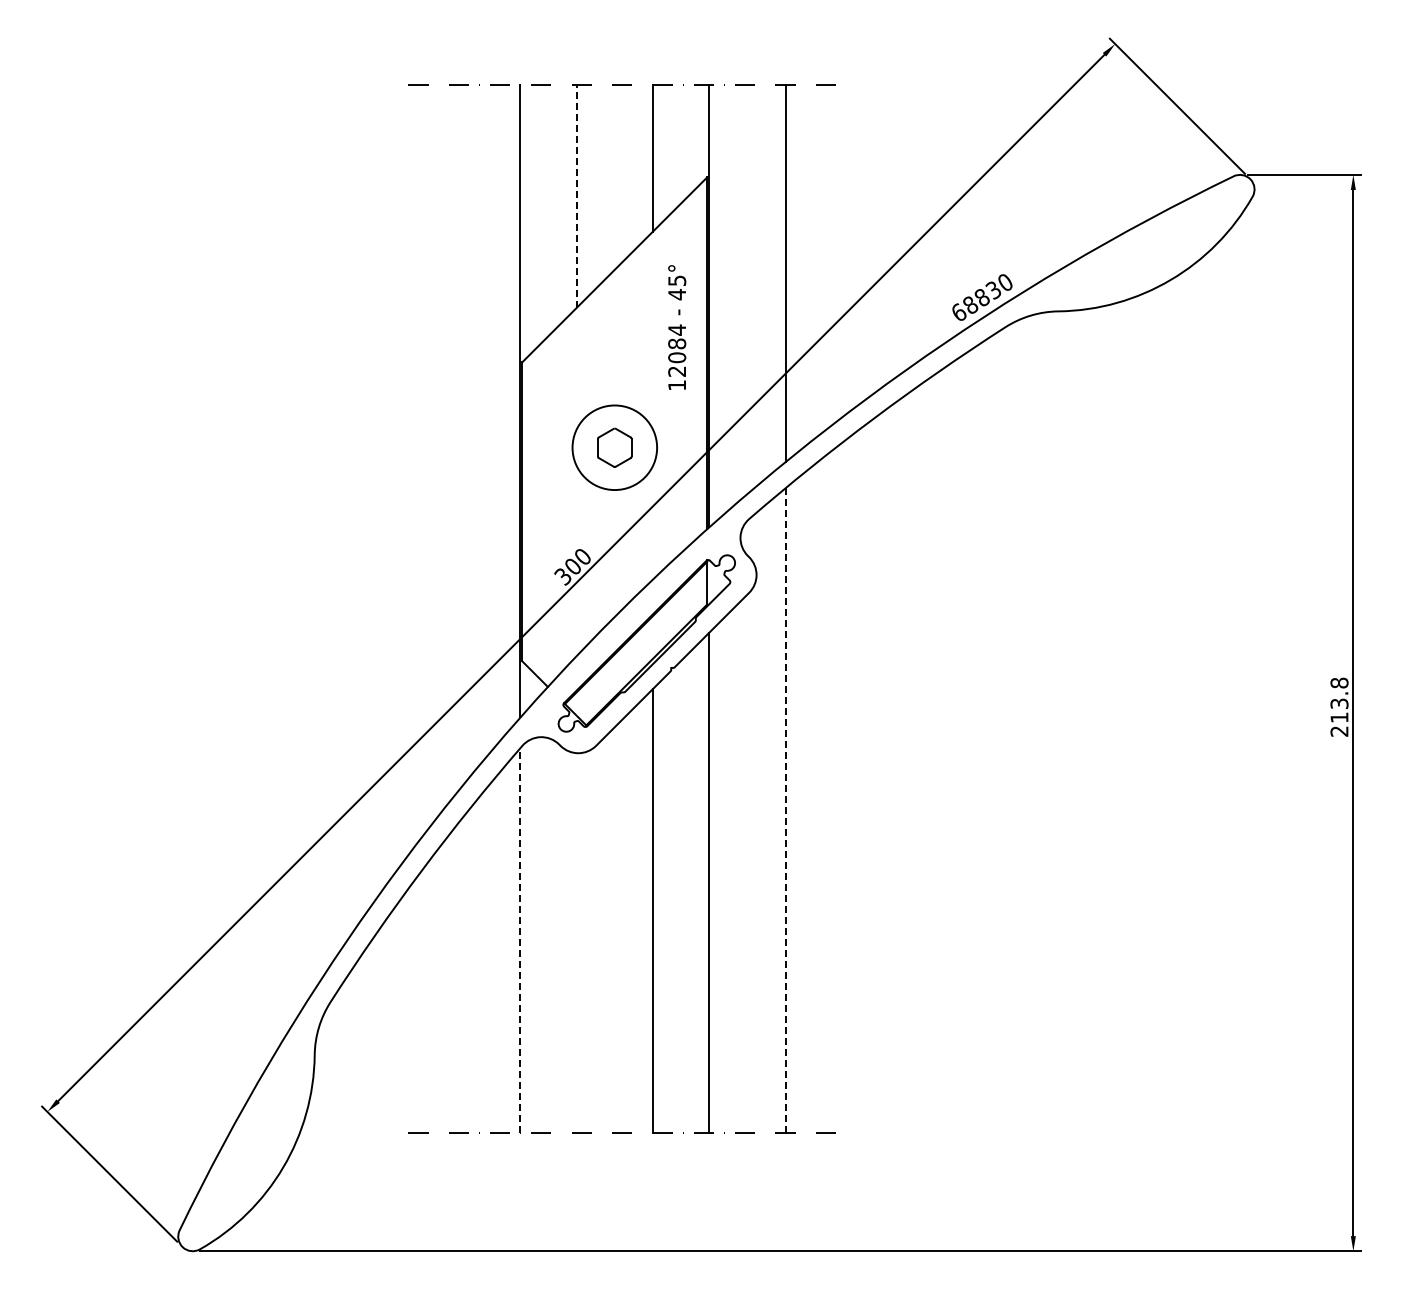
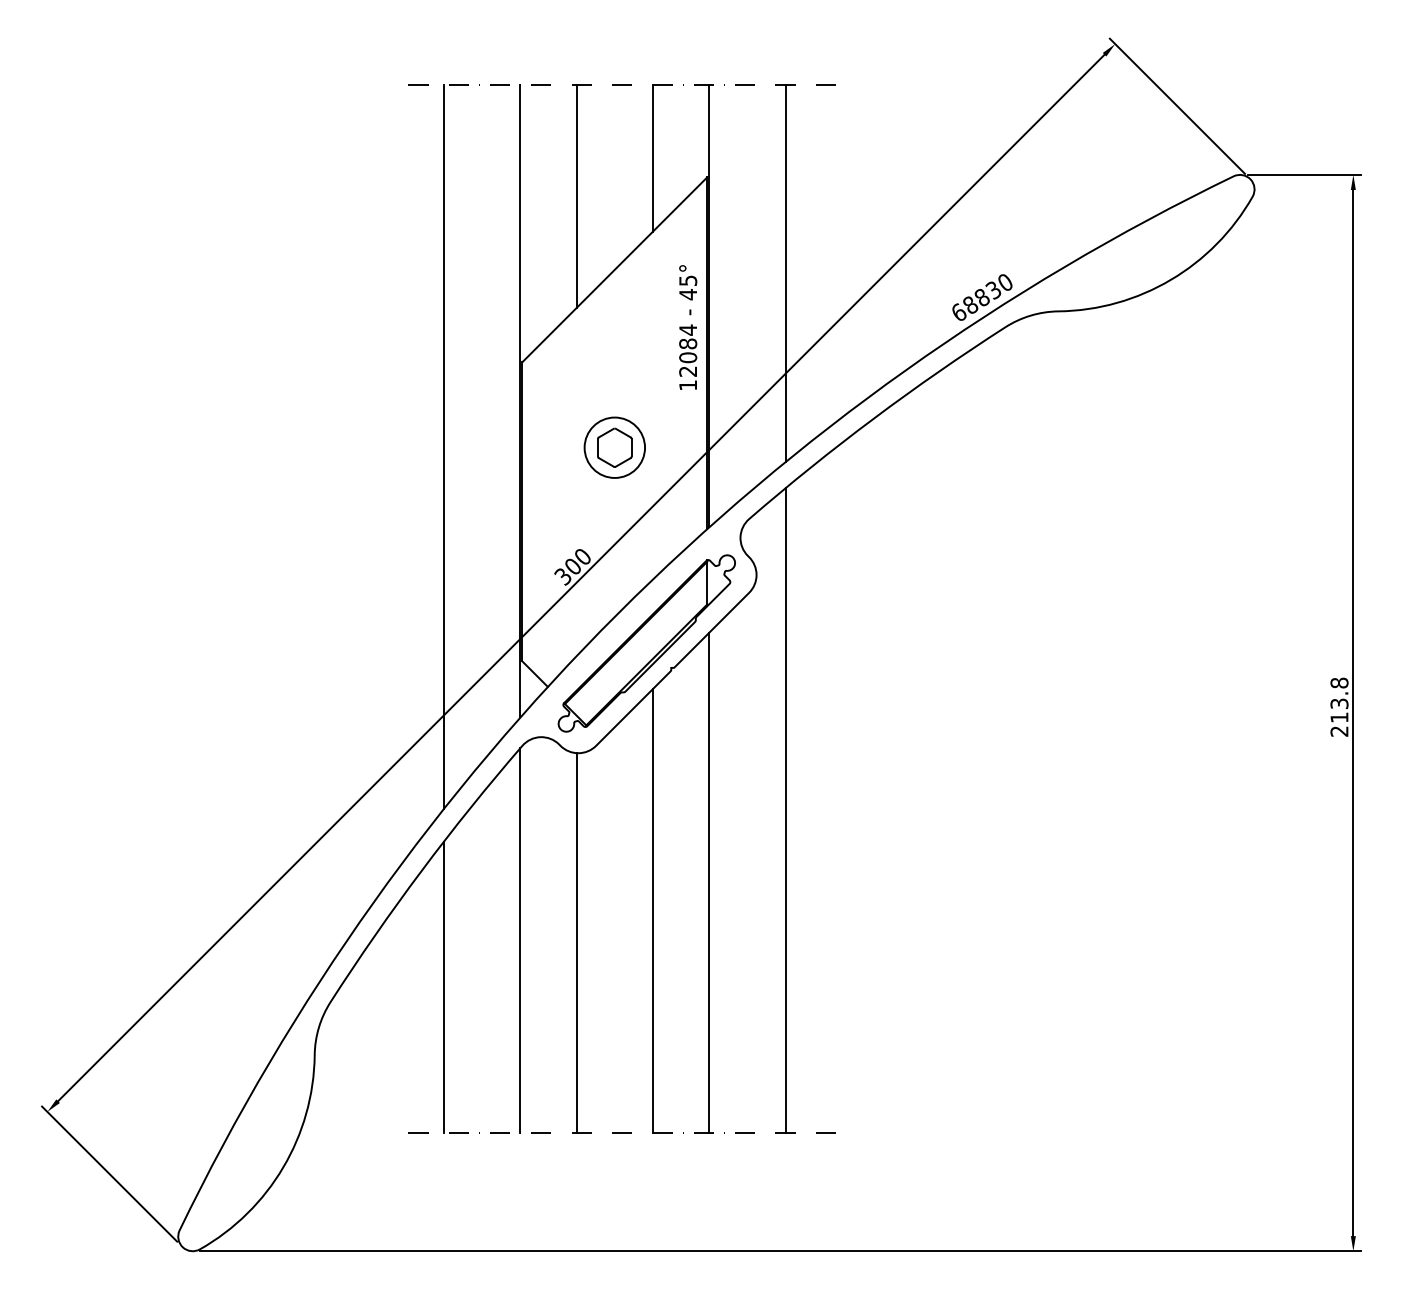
line: dashed -> solid (577, 195)
text position: (677, 327) -> (688, 327) (688, 327)
line: none -> present (443, 446)
circle diameter: 85 px -> 60 px (614, 447)
line: dashed -> solid (785, 809)
line: dashed -> solid (520, 939)
line: none -> present (577, 942)
line: none -> present (443, 986)
